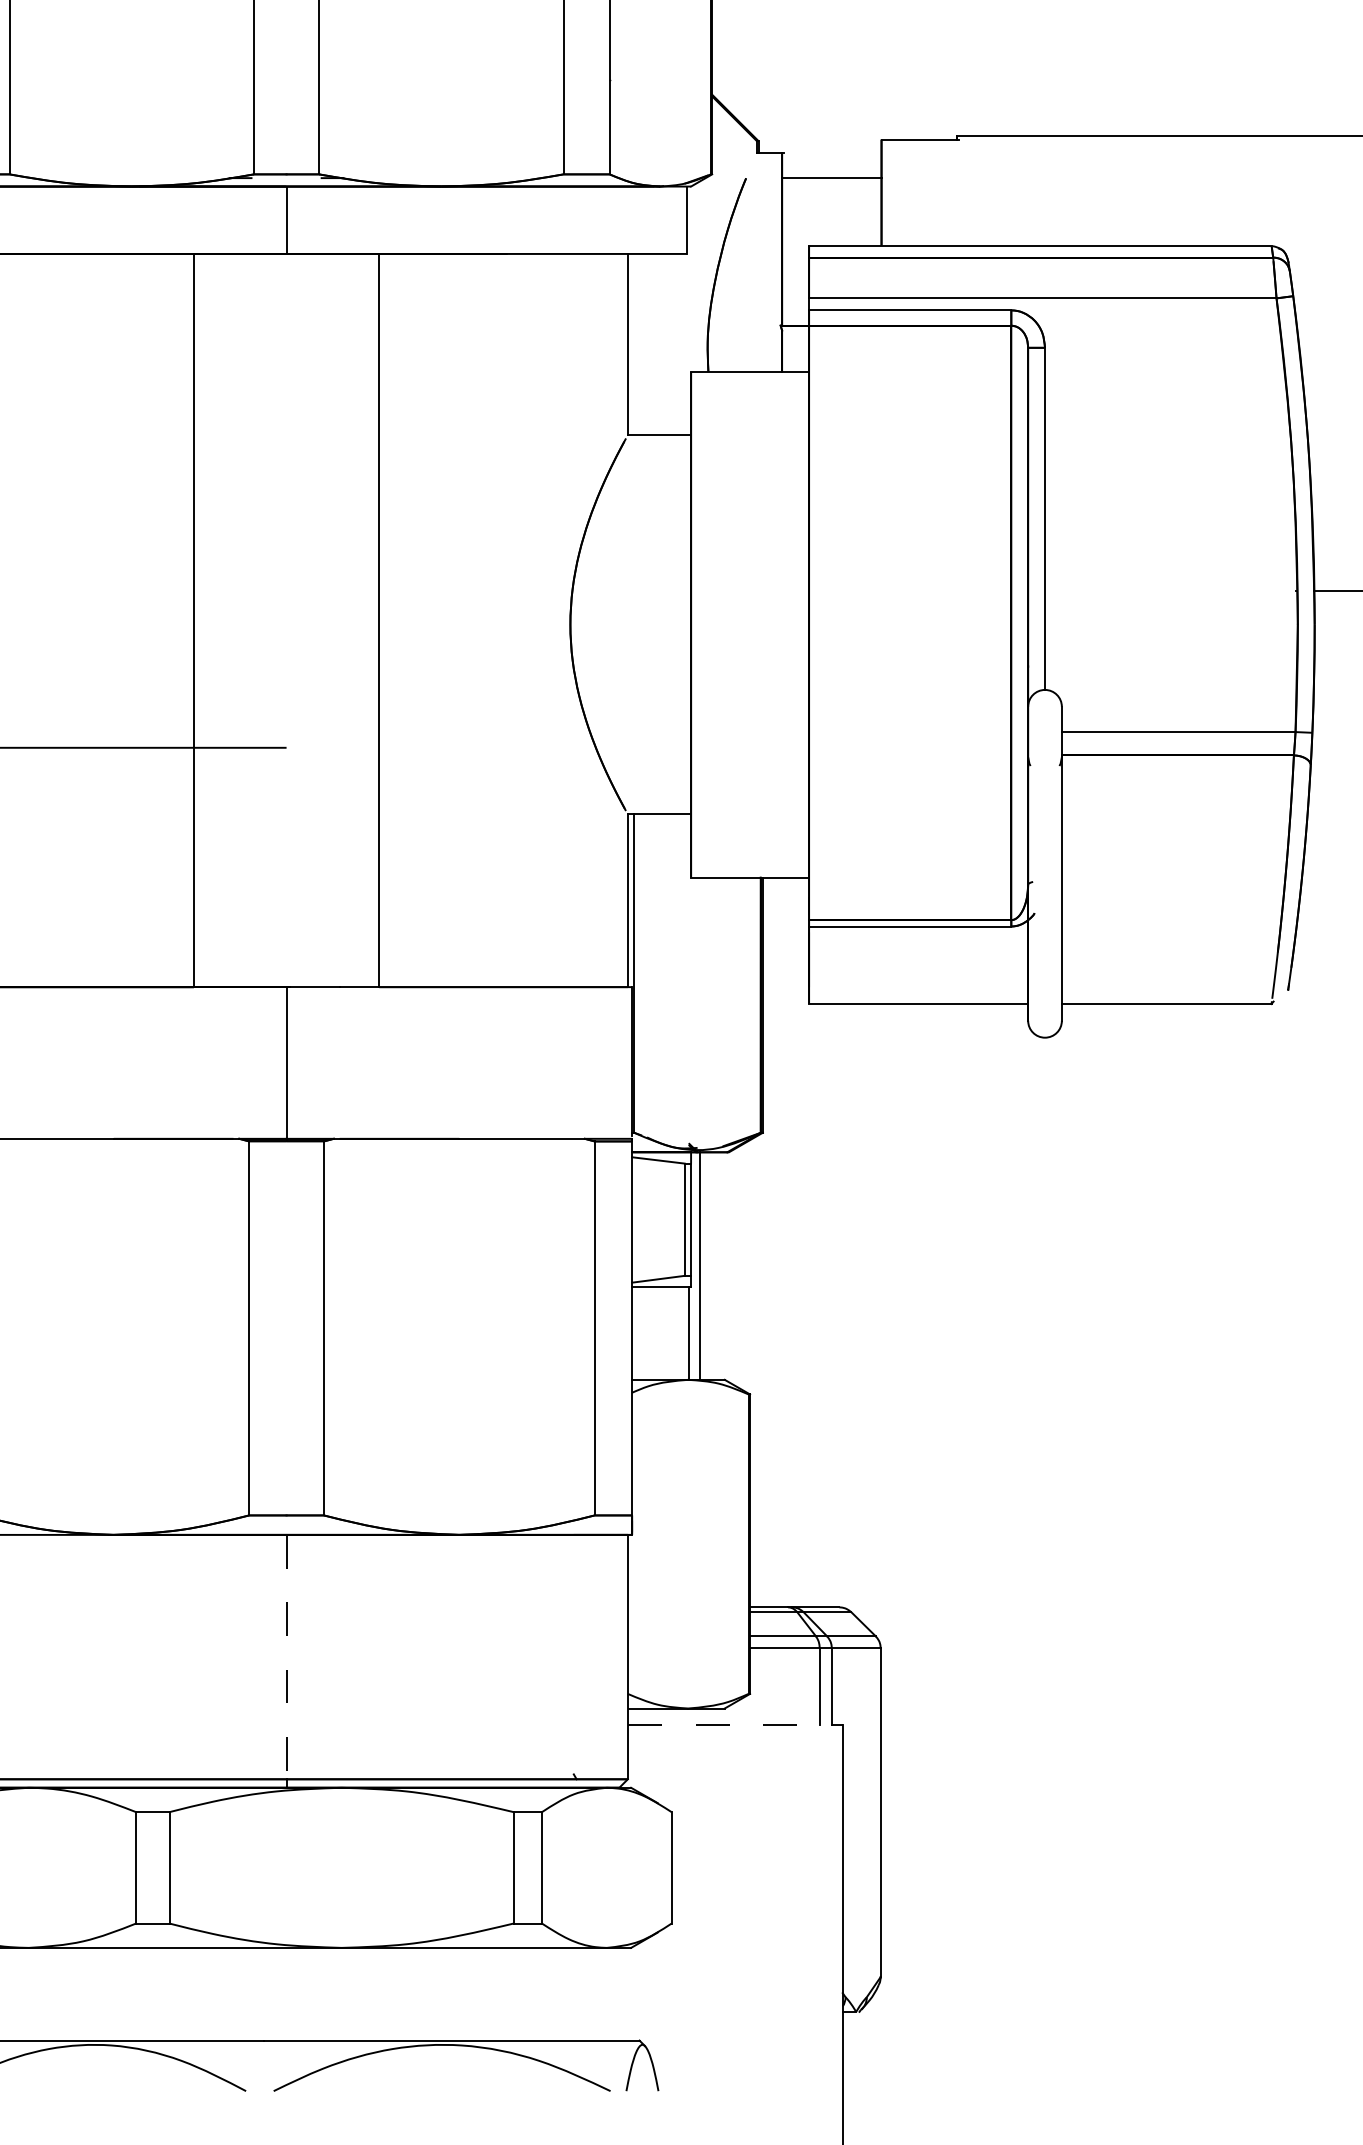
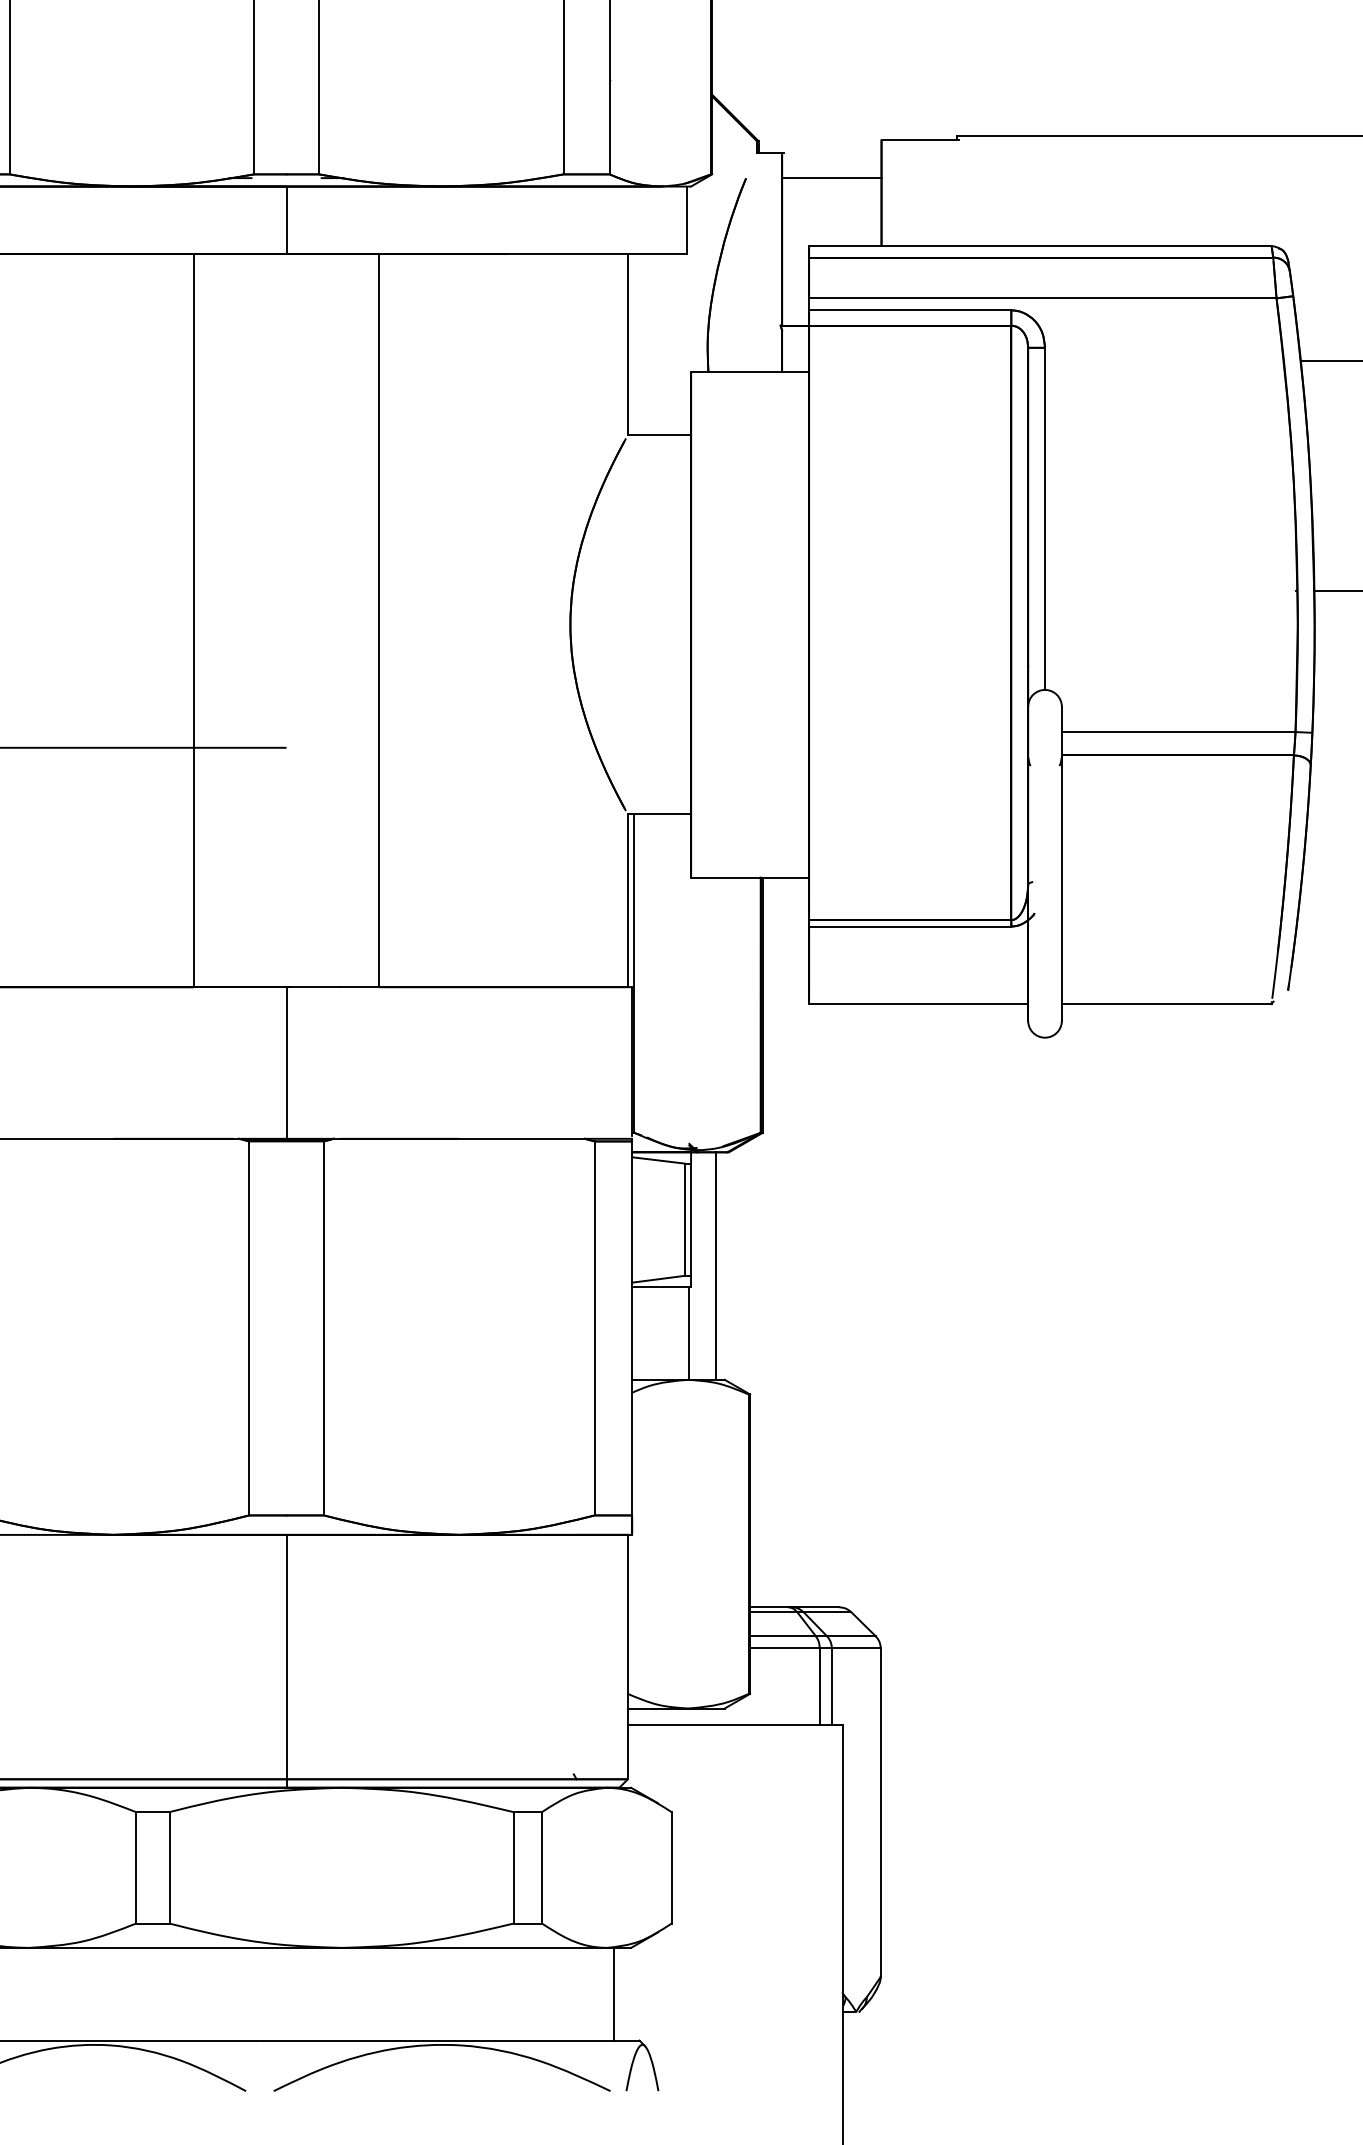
line: none -> present (1329, 360)
line position: (700, 1265) -> (716, 1265) (716, 1265)
line: dashed -> solid (286, 1657)
line: dashed -> solid (736, 1725)
line: none -> present (614, 1993)
